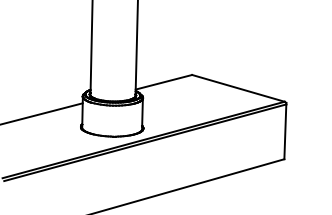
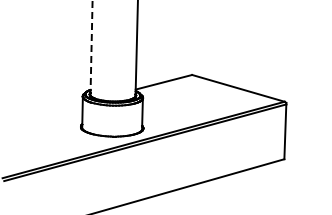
line: solid -> dashed (91, 48)
line: present -> none (42, 113)
